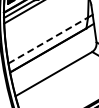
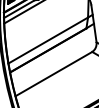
line: dashed -> solid (48, 40)
